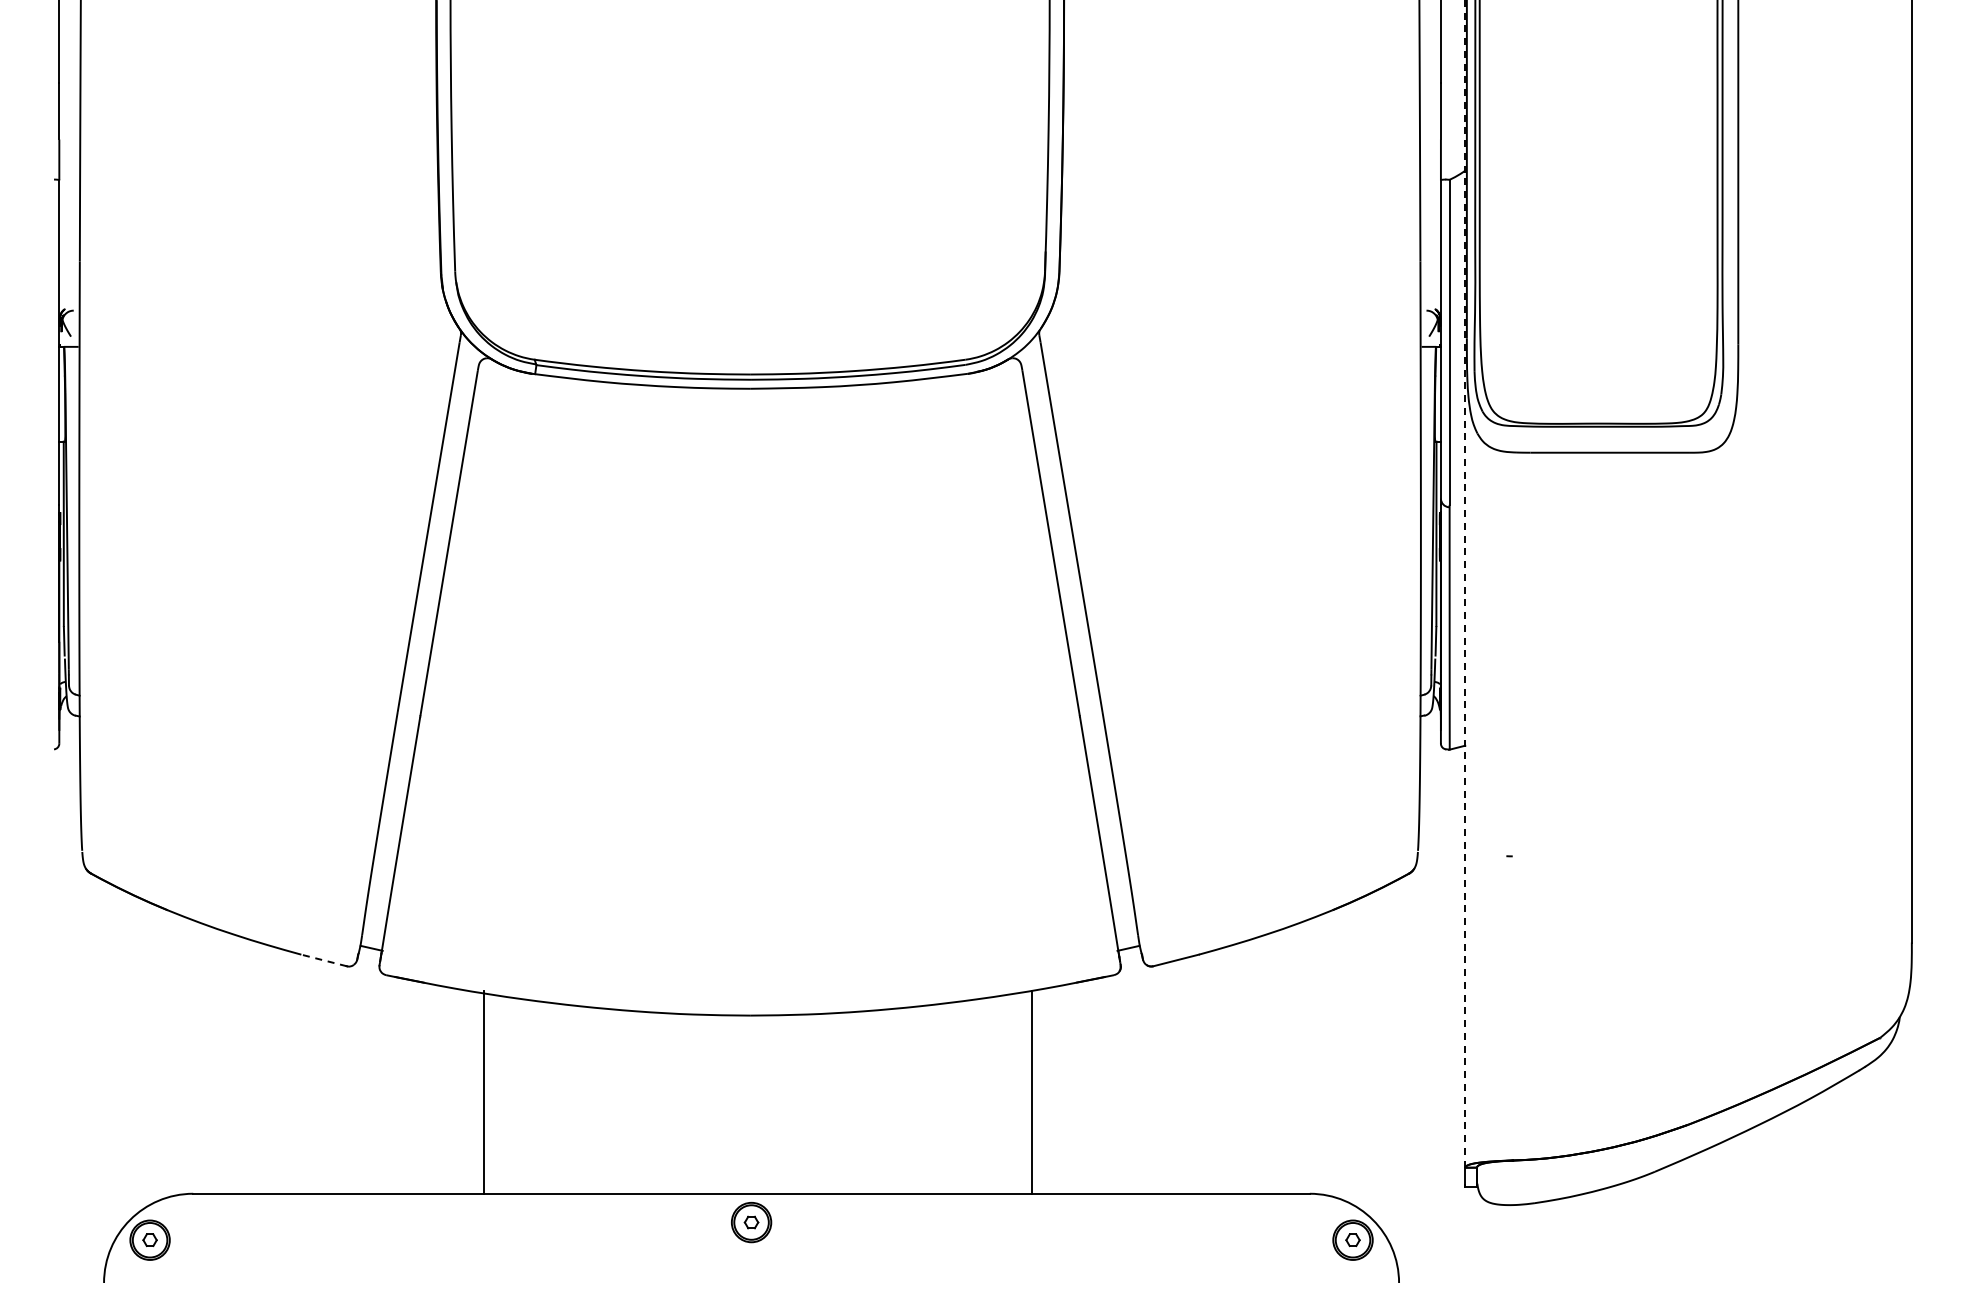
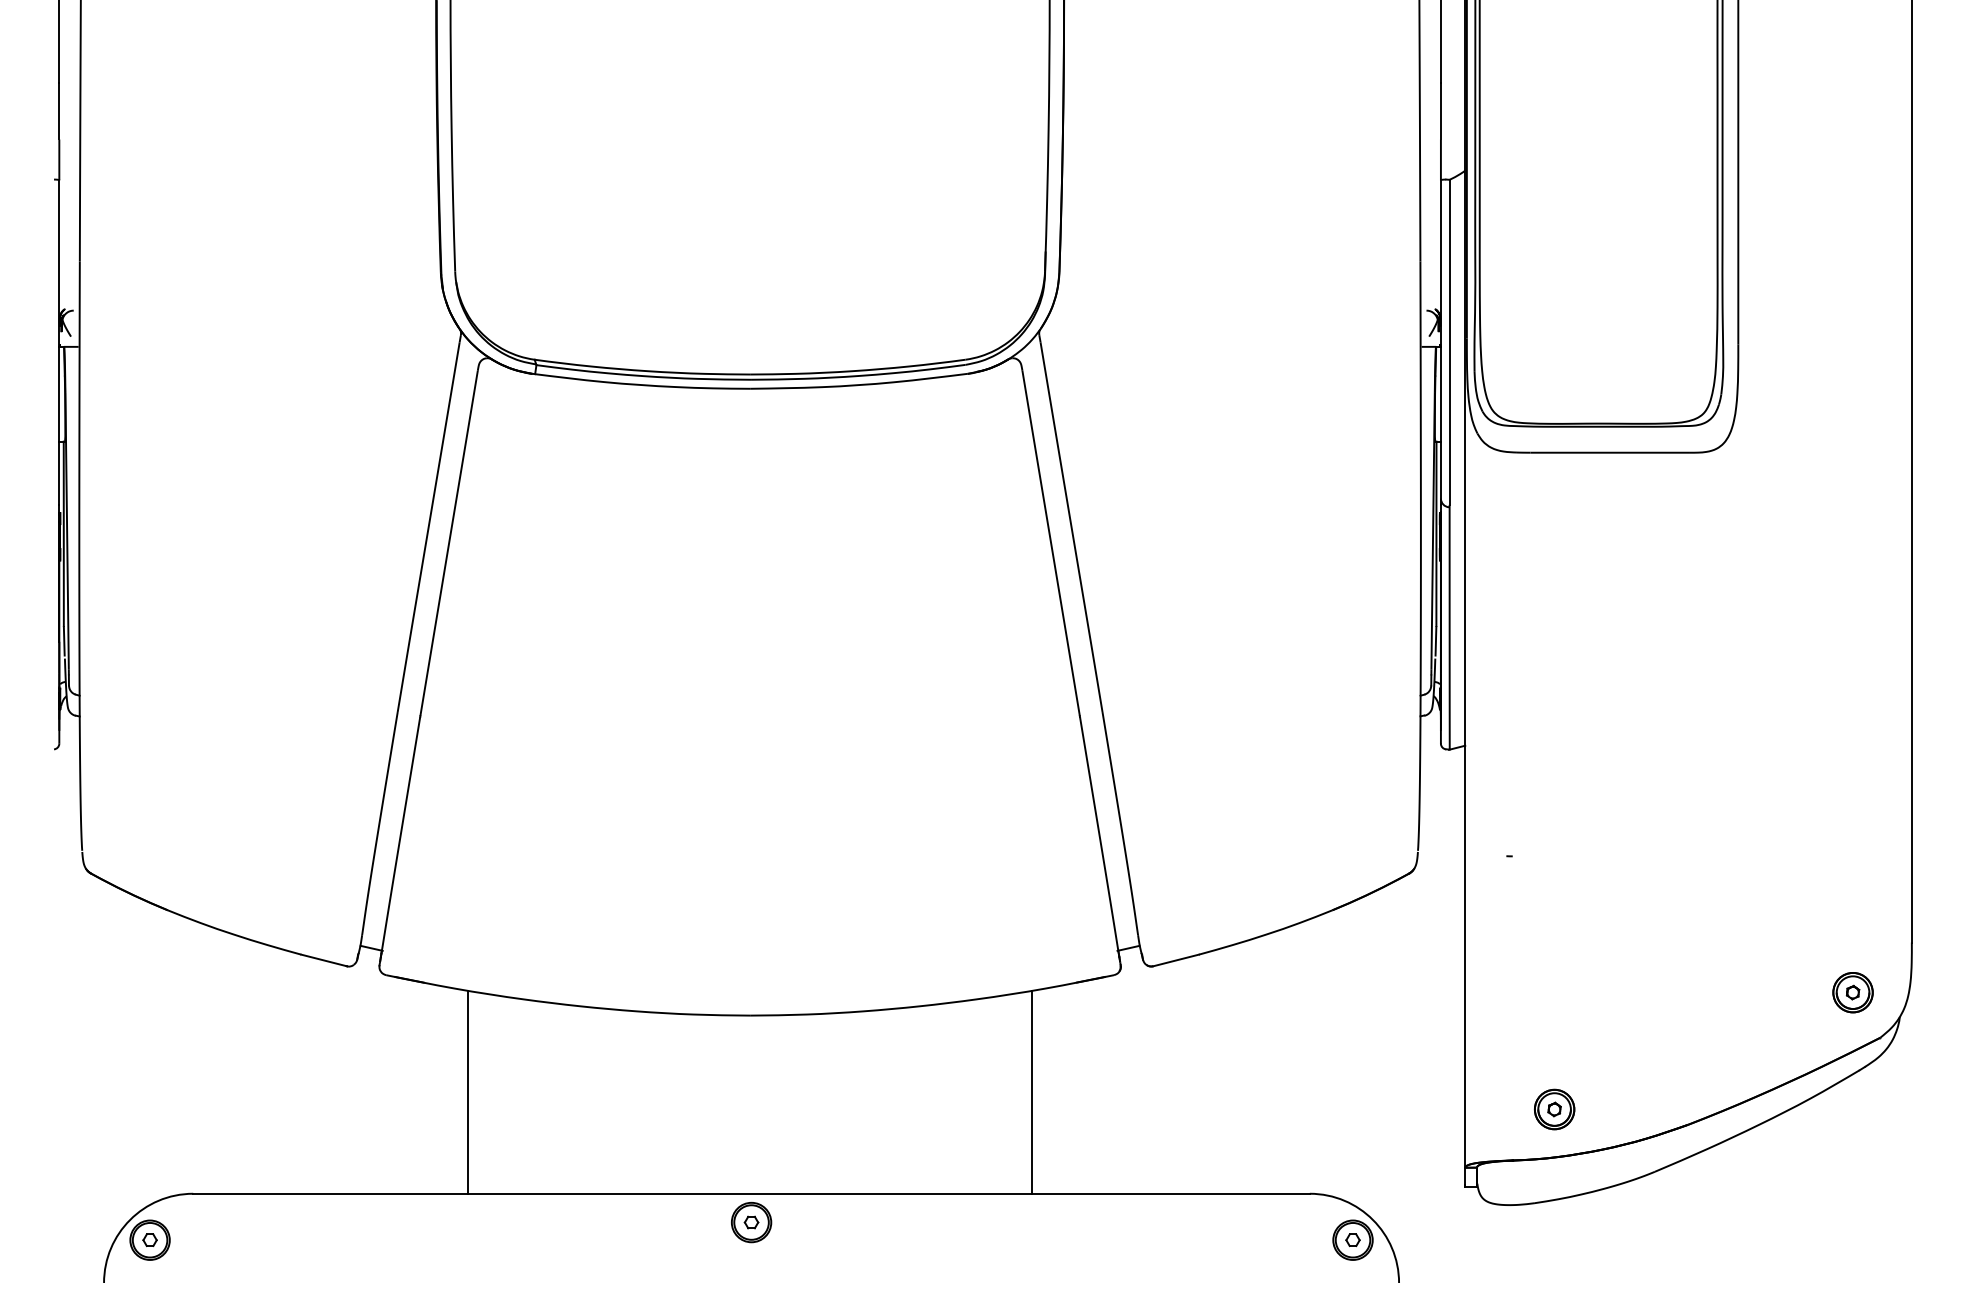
line: dashed -> solid (1465, 584)
line: dashed -> solid (323, 960)
part: none -> present (1852, 992)
line position: (484, 1091) -> (468, 1091) (468, 1091)
part: none -> present (1554, 1109)
